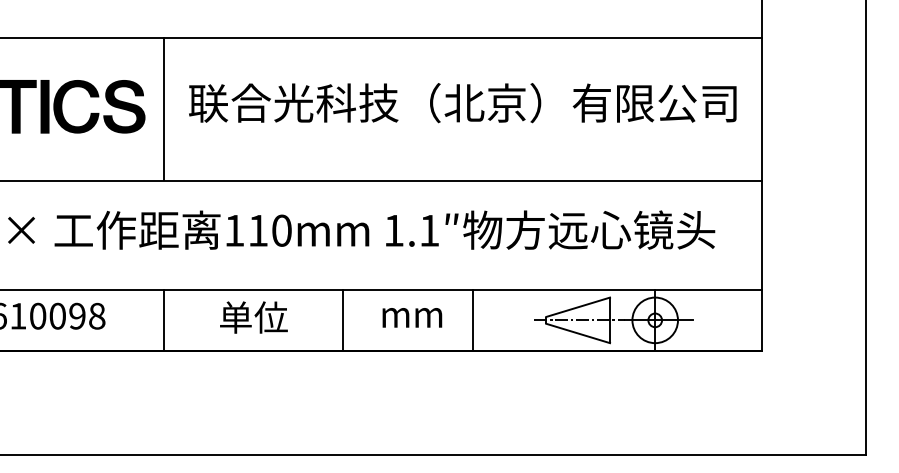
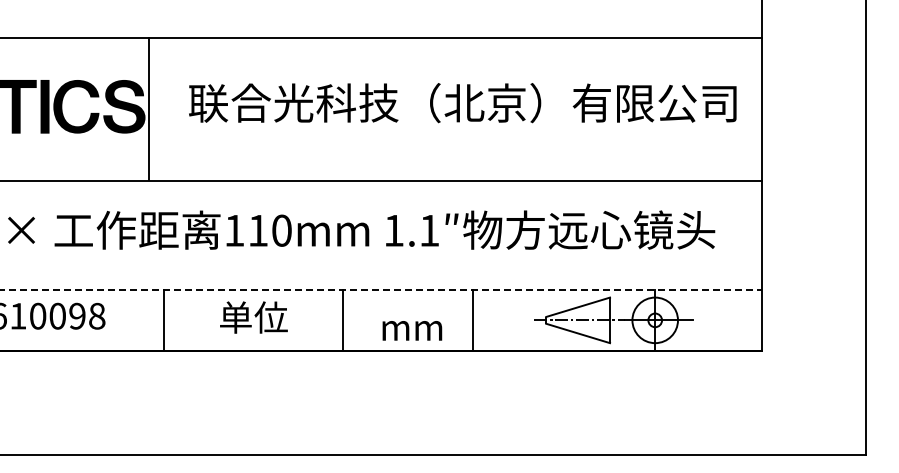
line position: (164, 108) -> (149, 108) (149, 108)
line: solid -> dashed (381, 289)
text position: (412, 317) -> (412, 330) (412, 330)
